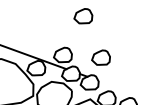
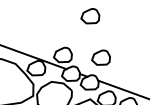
part position: (83, 16) -> (90, 16) (90, 16)
line: none -> present (122, 89)
